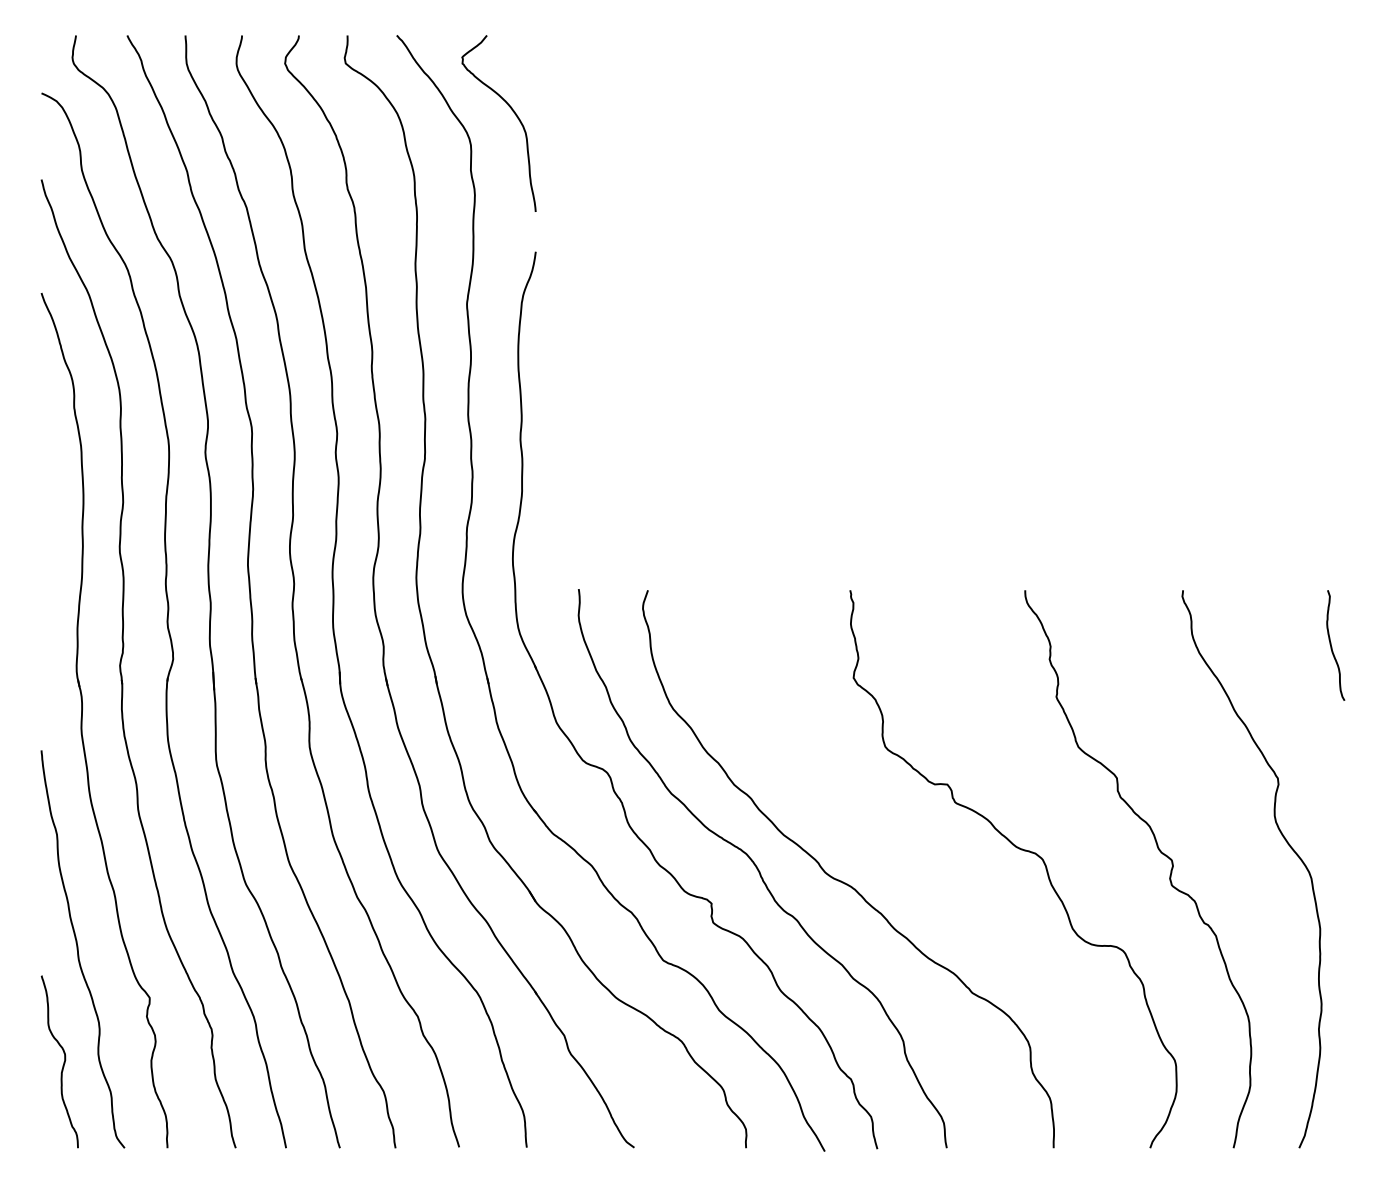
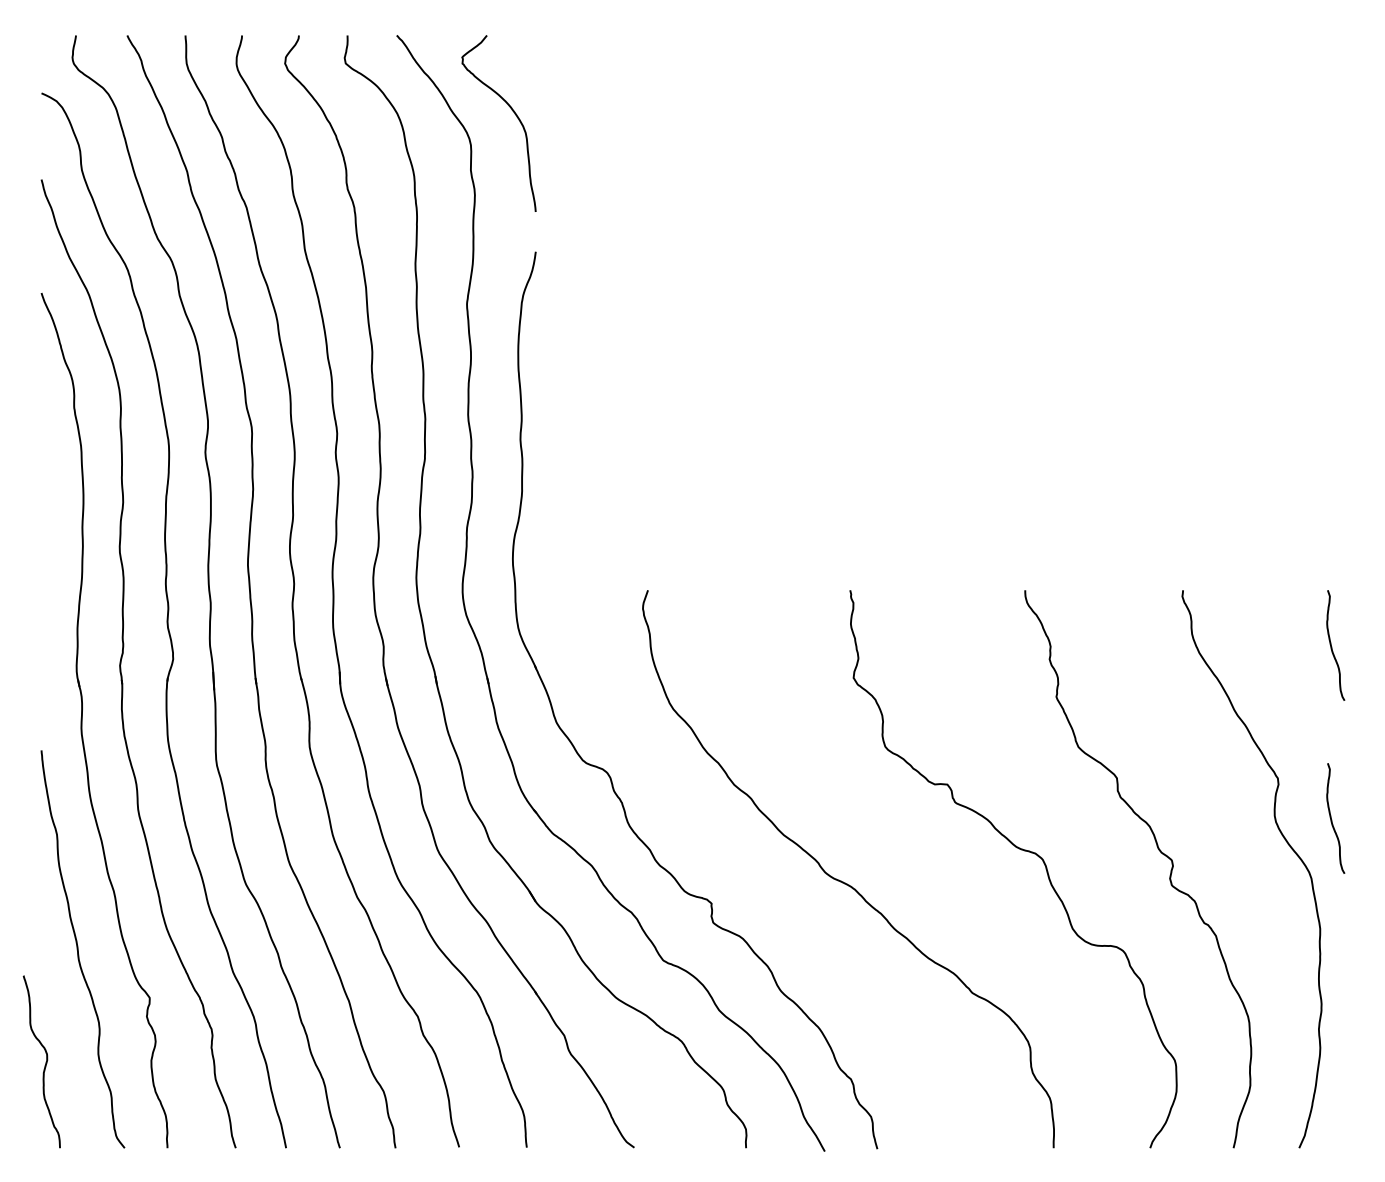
curve: none -> present (1332, 819)
curve: present -> none (759, 870)
curve position: (63, 1062) -> (45, 1062) (45, 1062)
